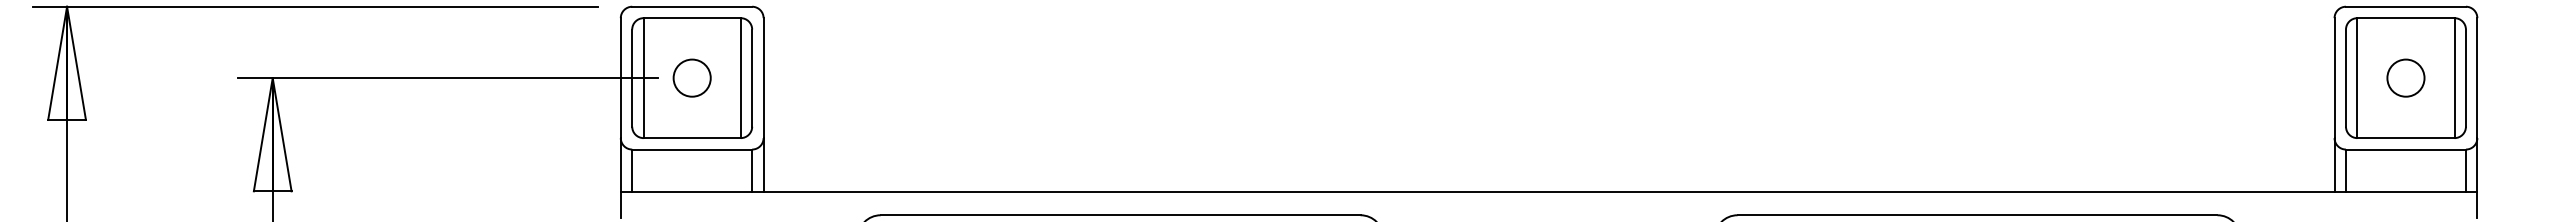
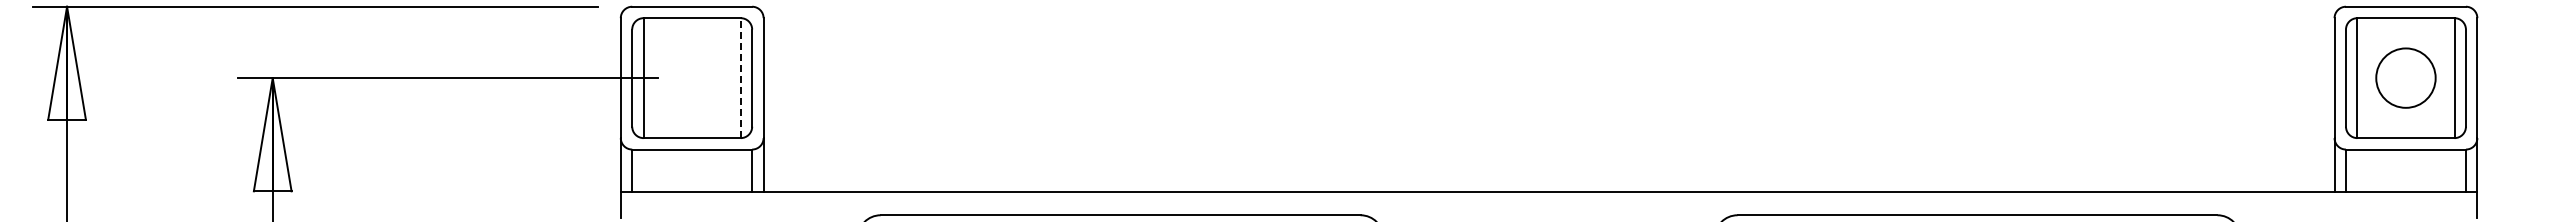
circle: present -> none (691, 77)
circle diameter: 37 px -> 59 px (2405, 77)
line: solid -> dashed (740, 78)
